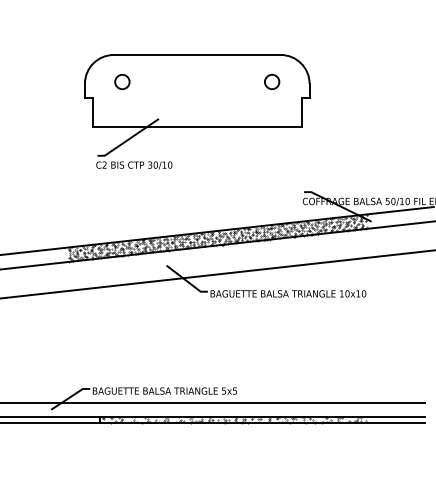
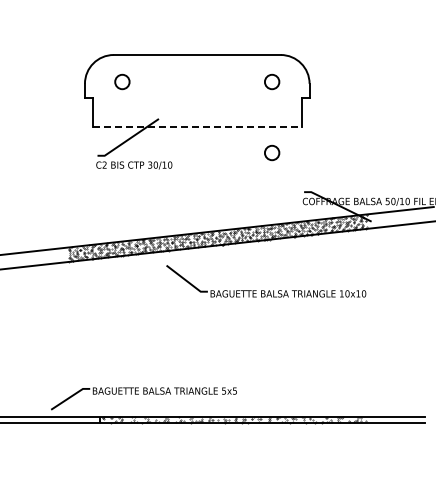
line: solid -> dashed (197, 126)
circle: none -> present (272, 152)
line: present -> none (217, 274)
line: present -> none (213, 402)
